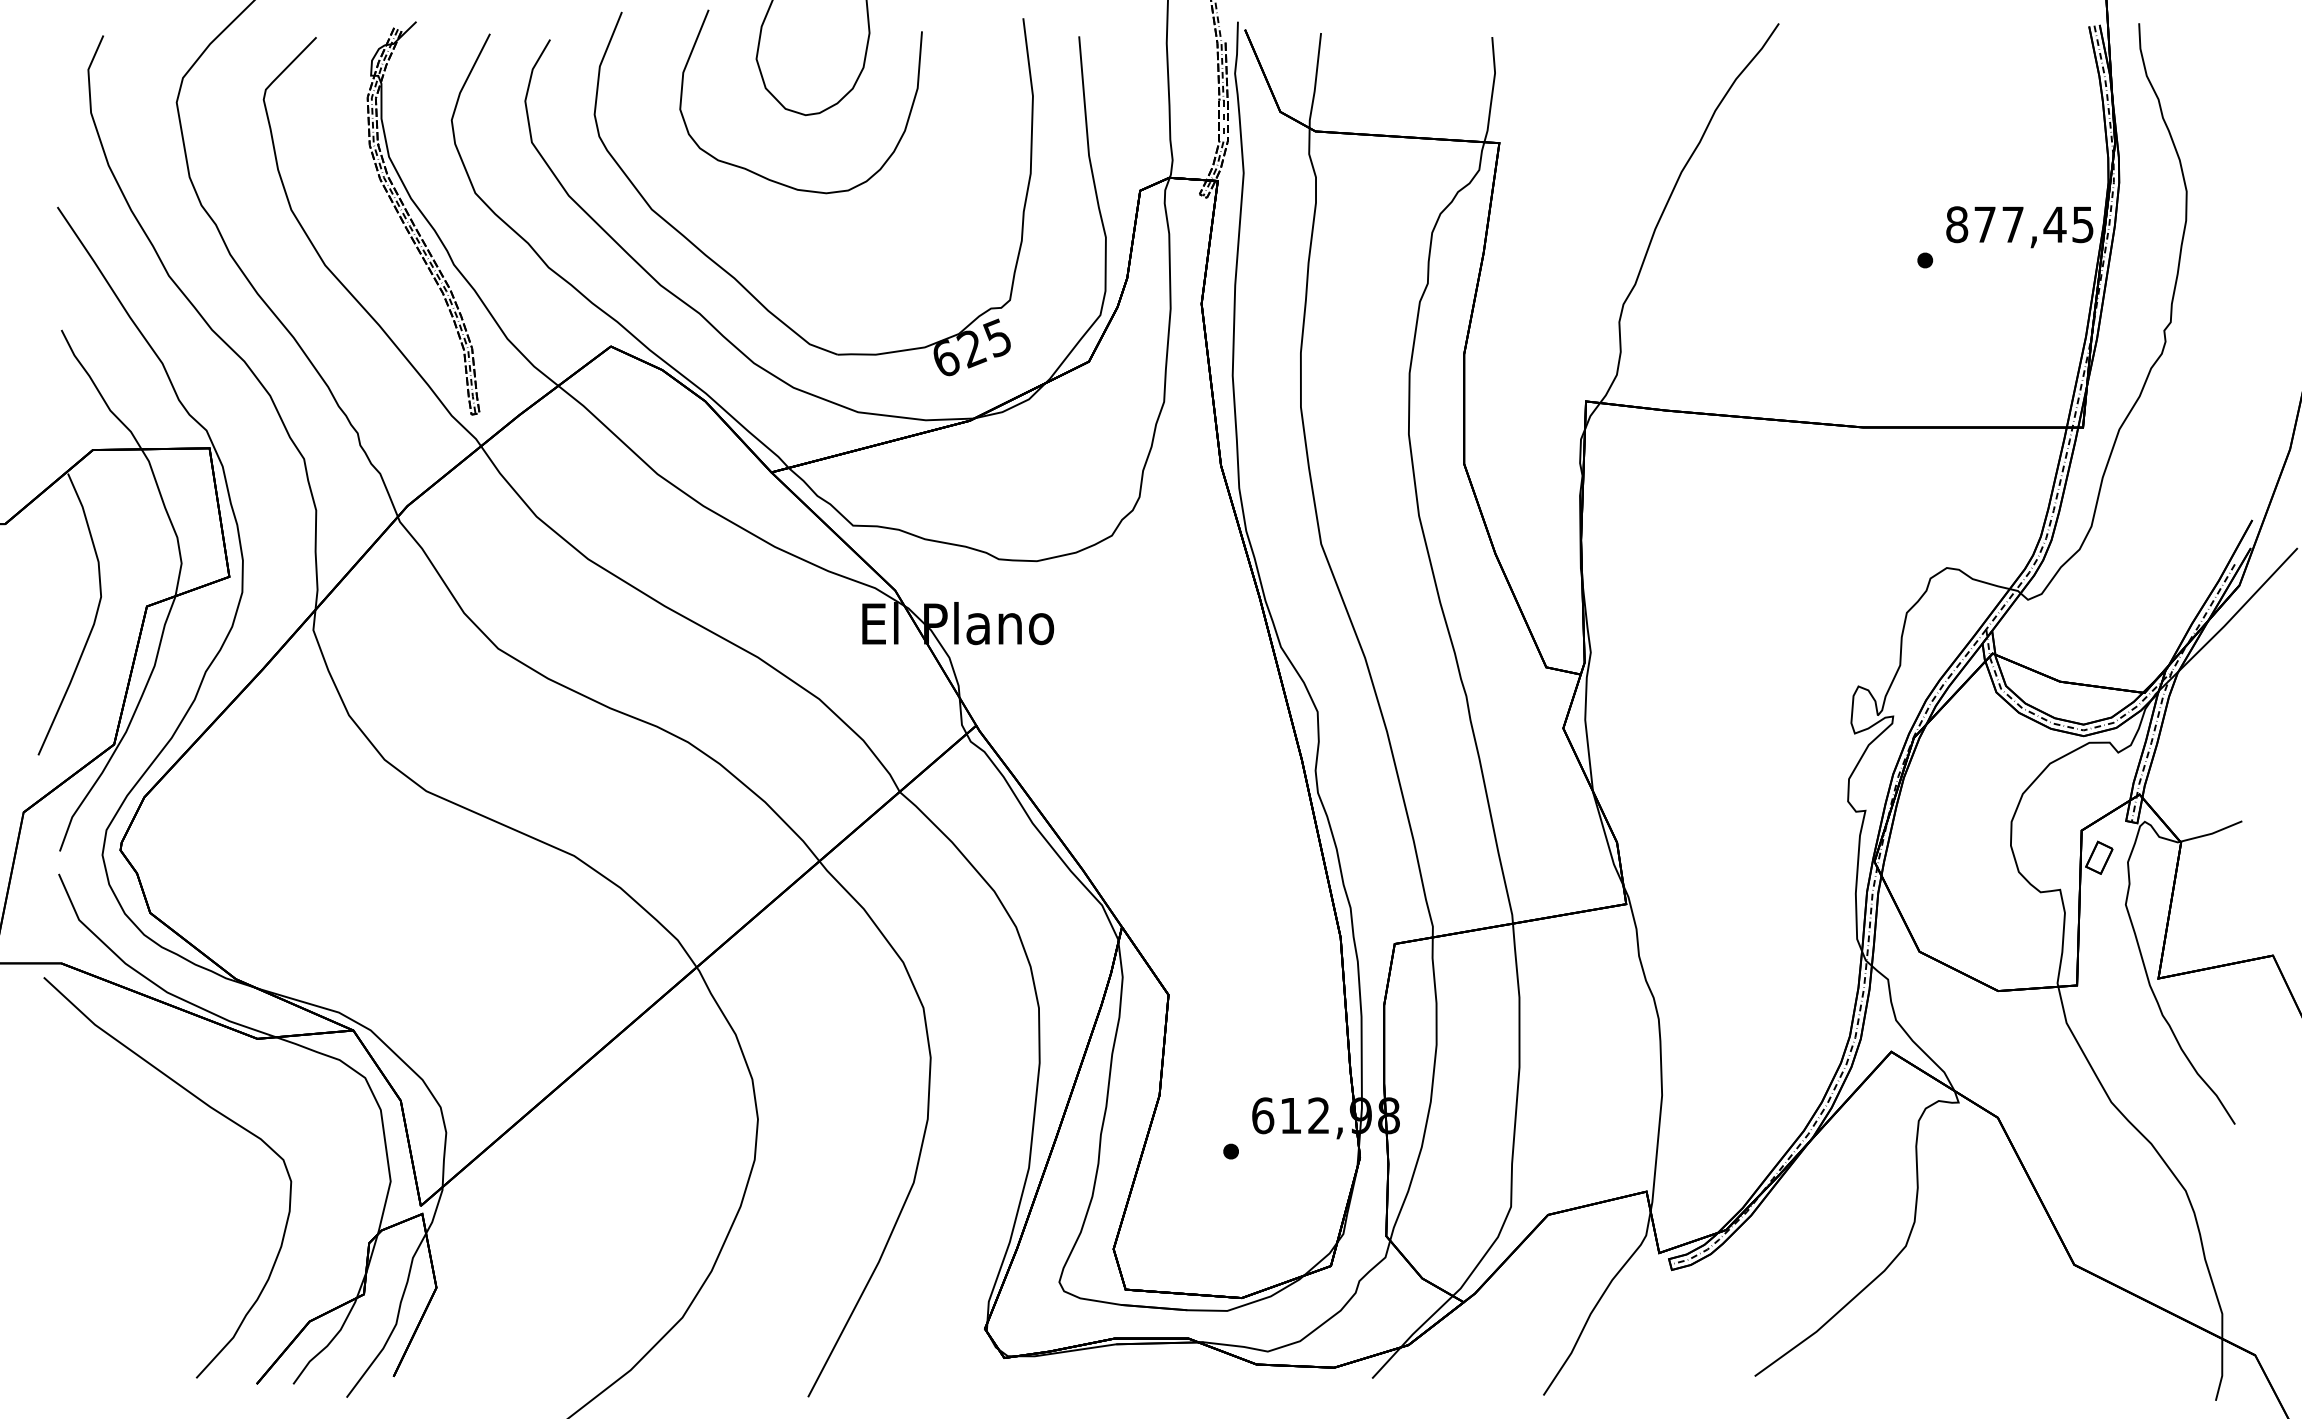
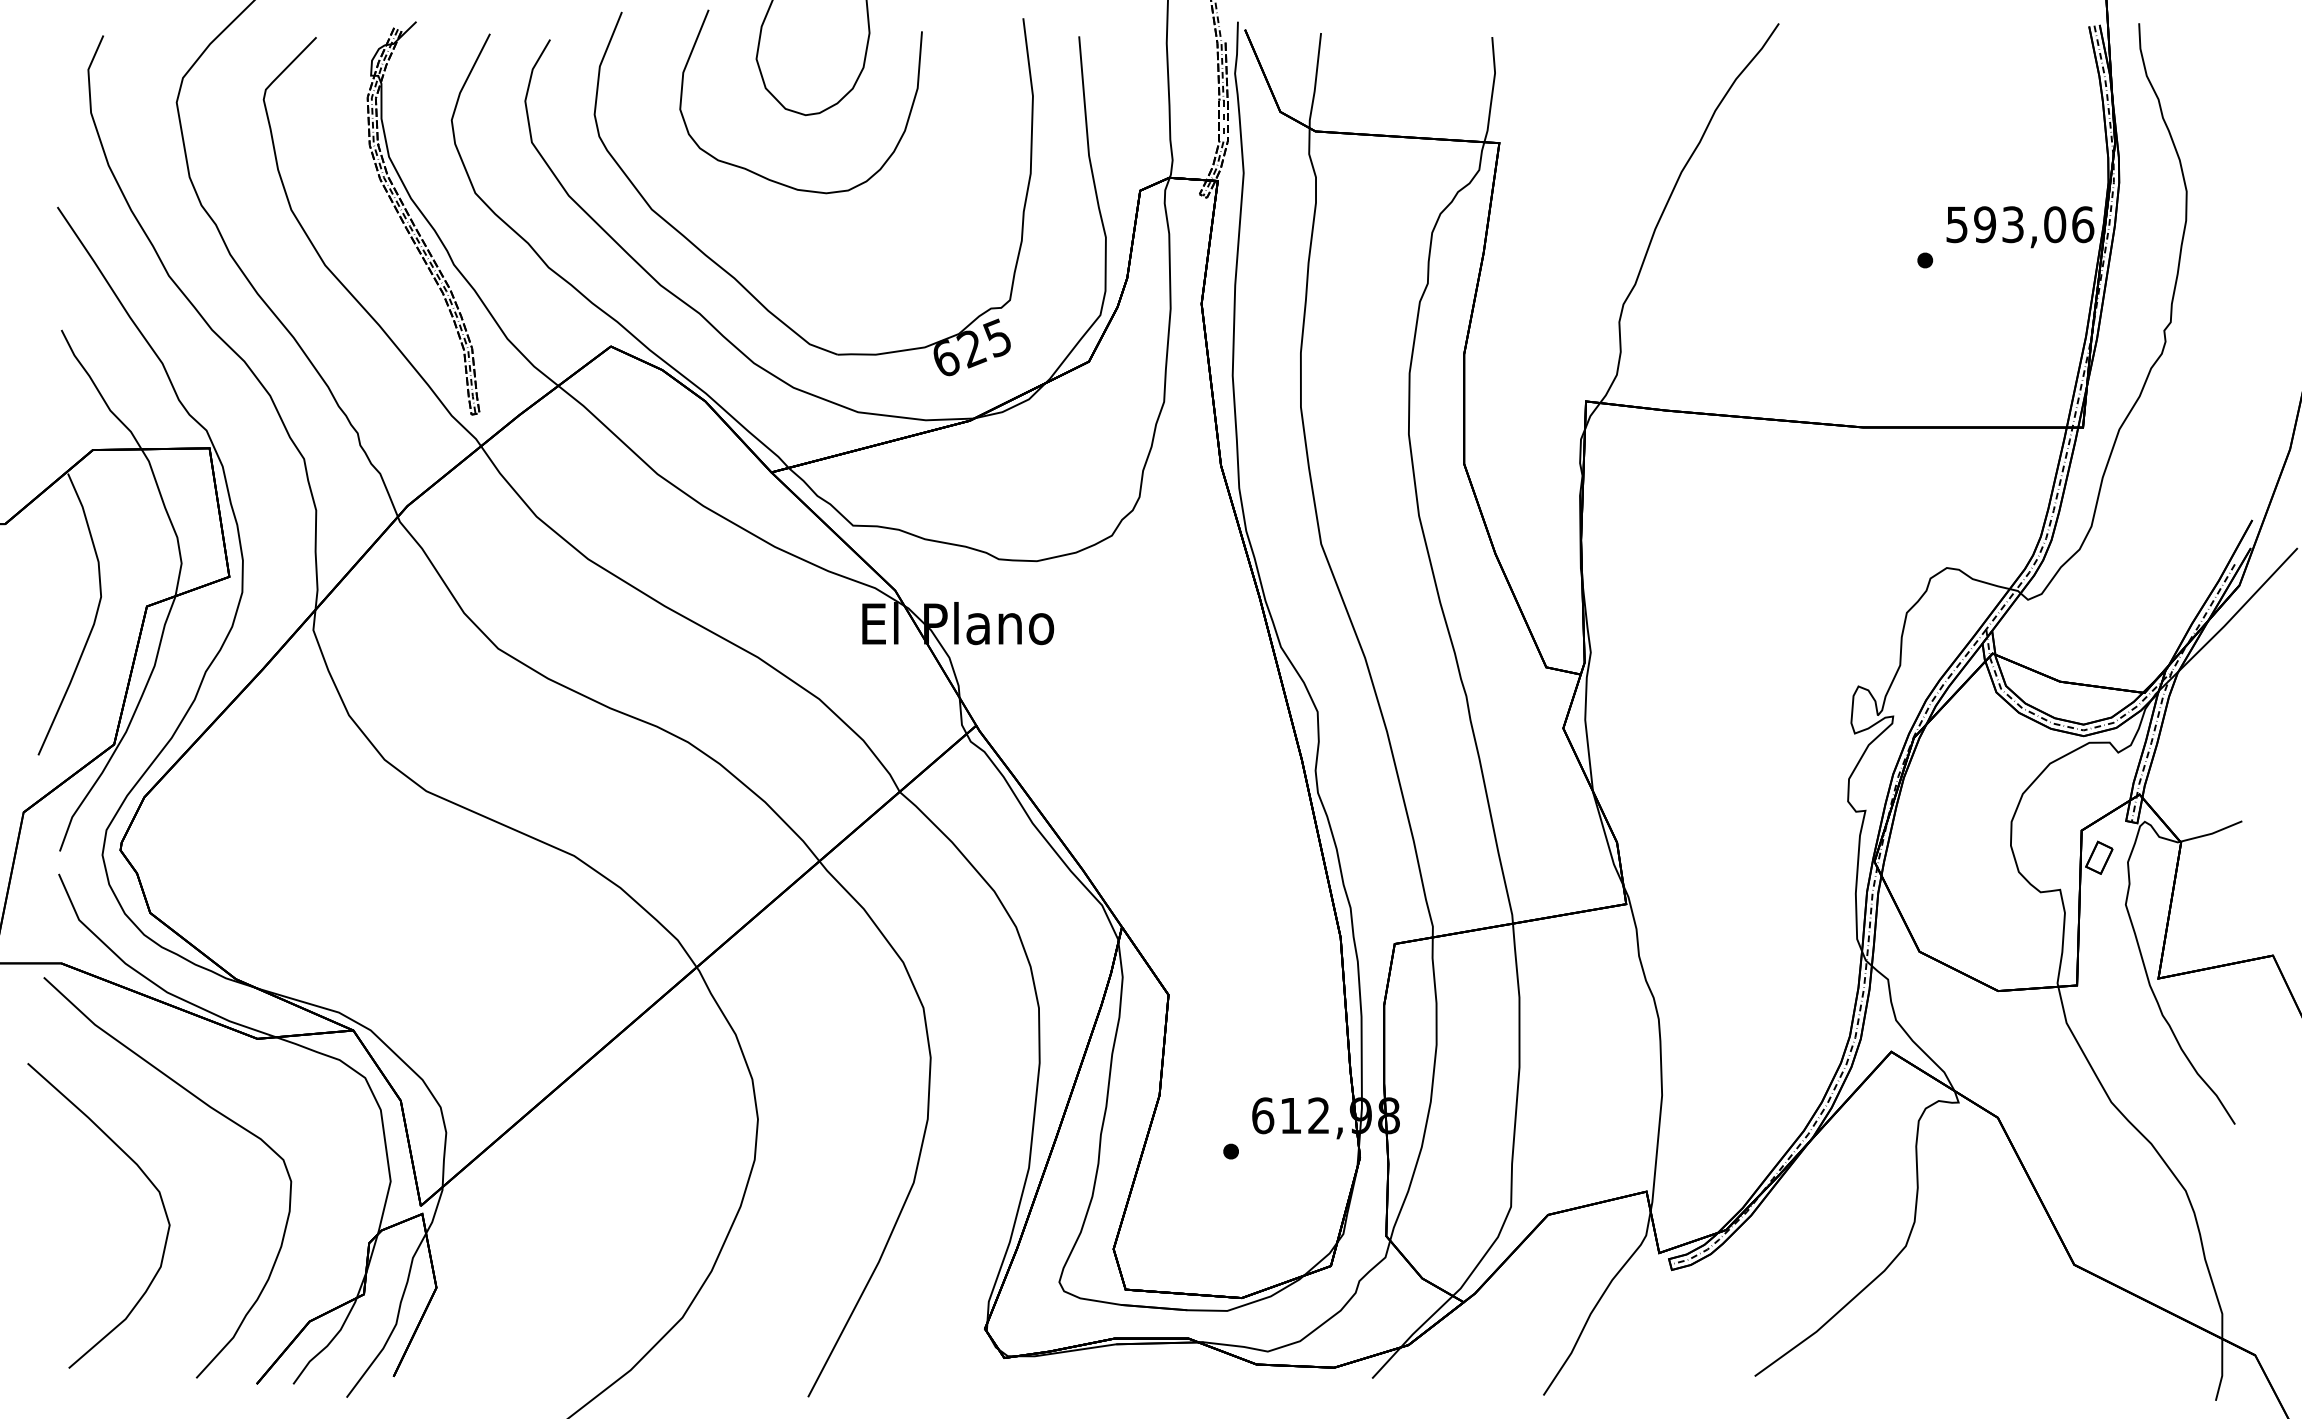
text: 877,45 -> 593,06 (2020, 224)
curve: none -> present (143, 1174)
